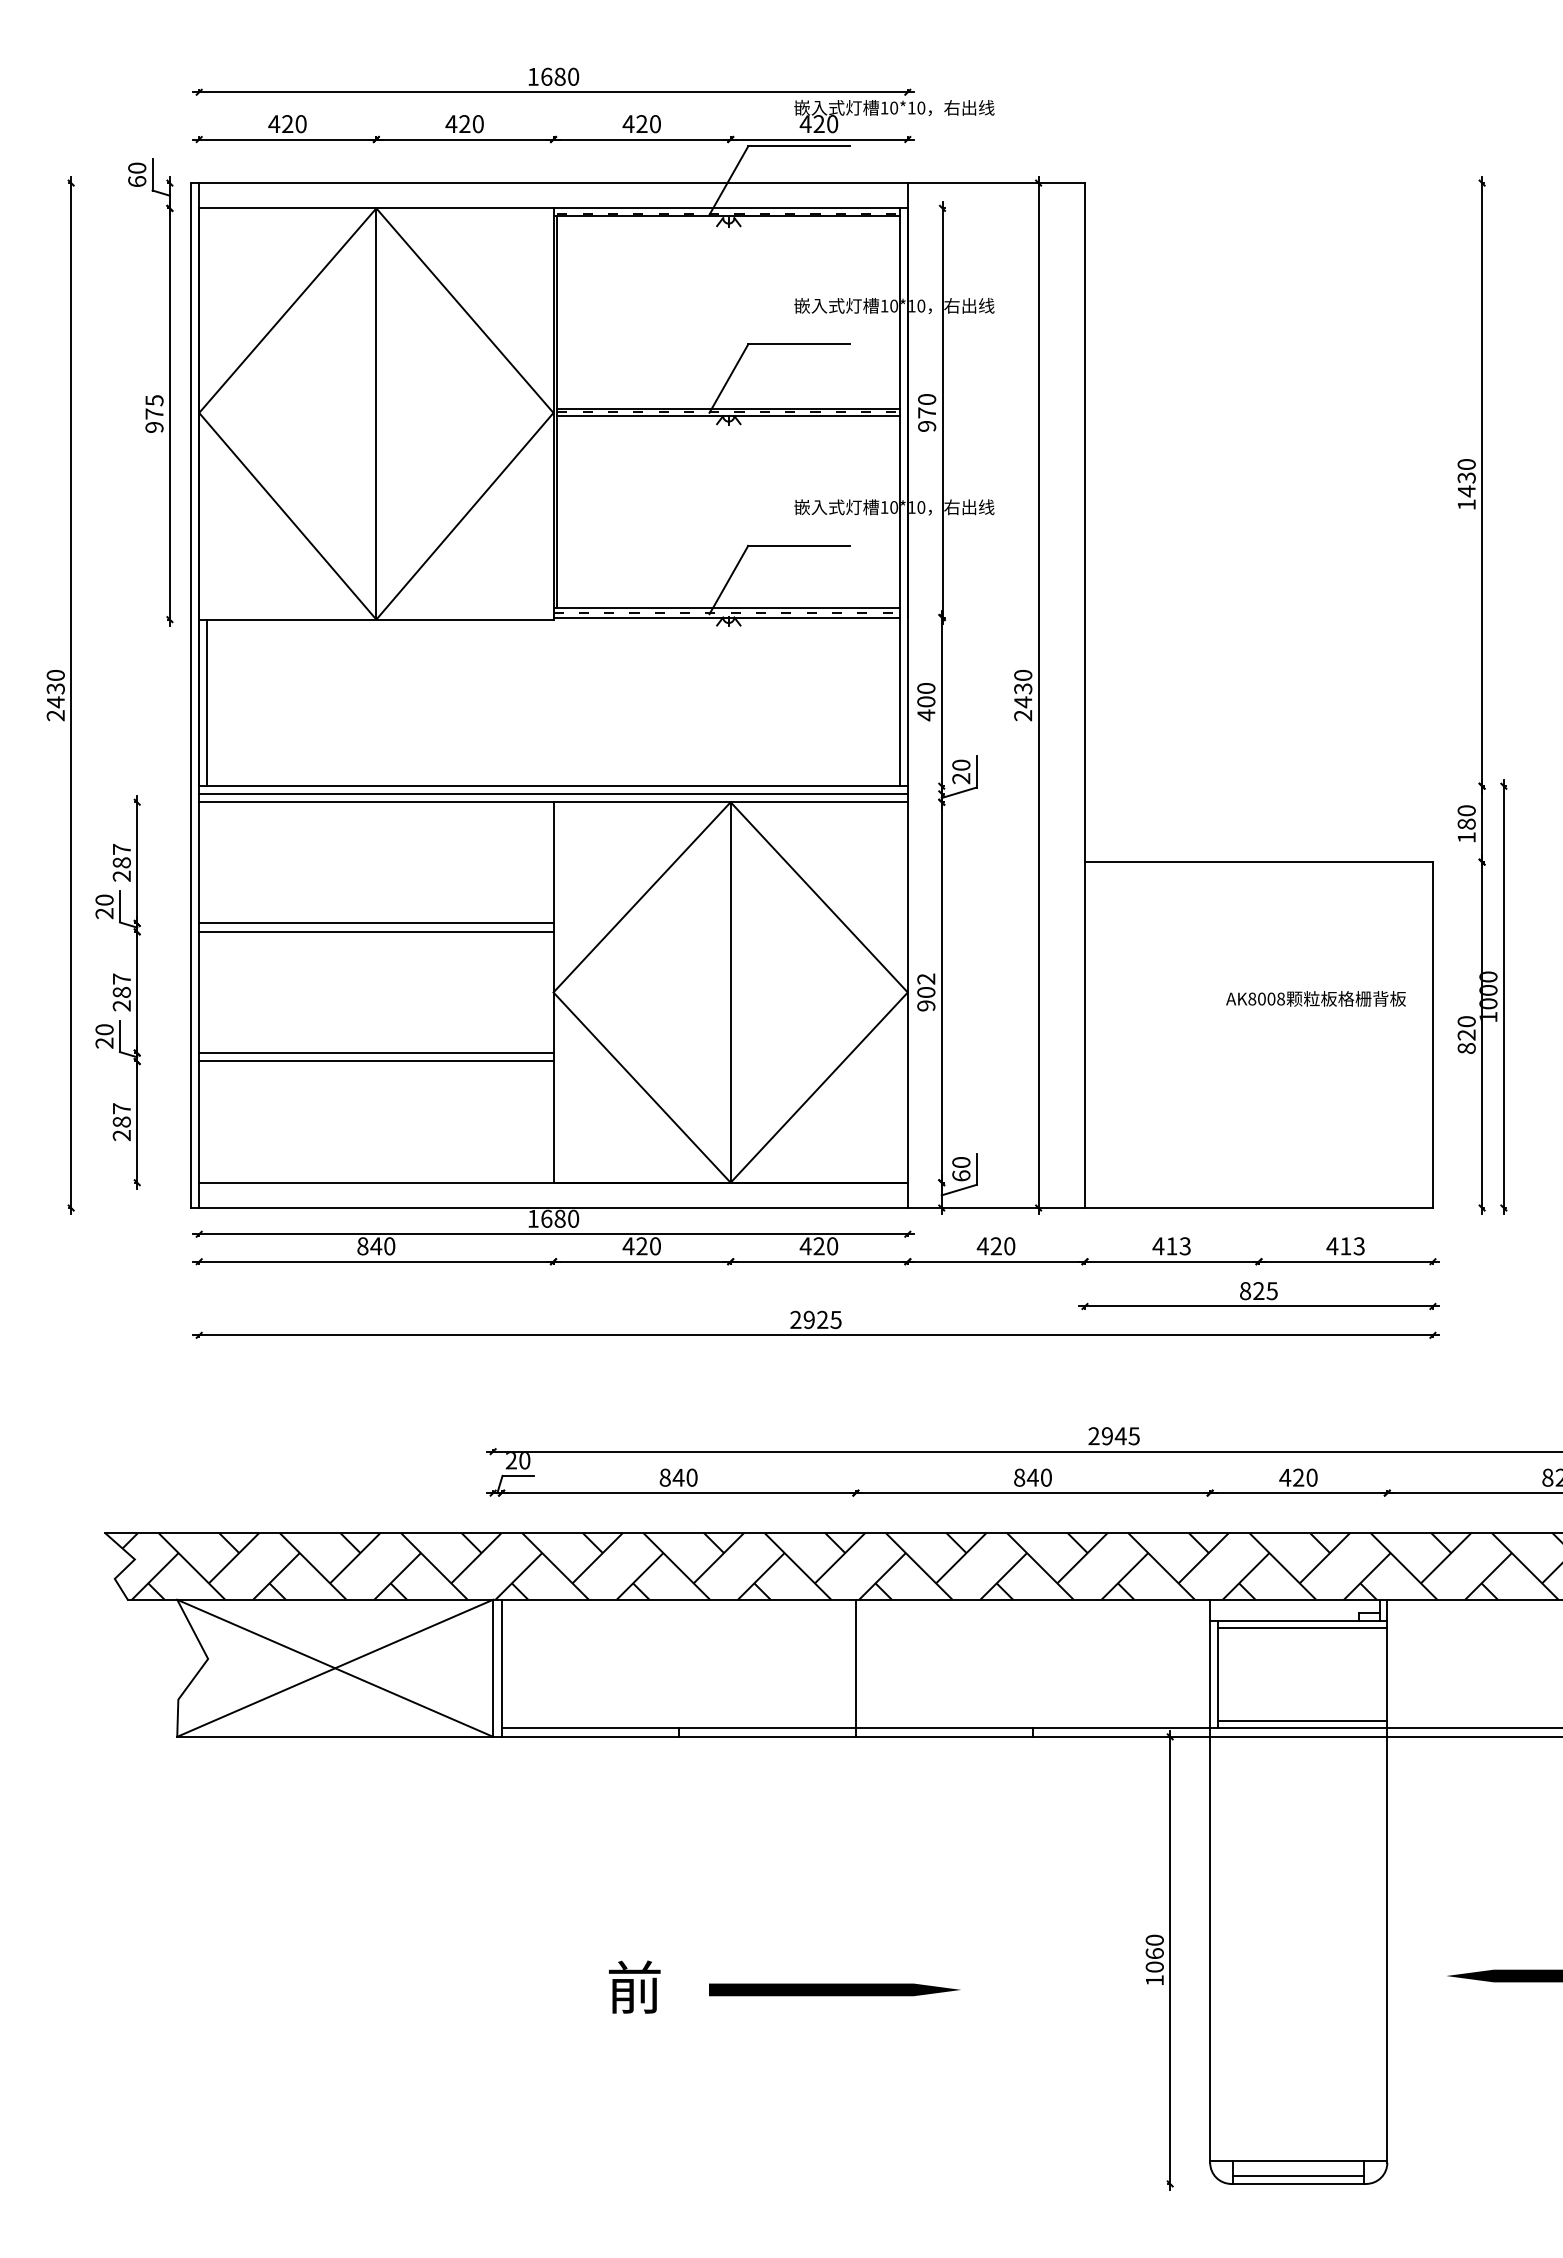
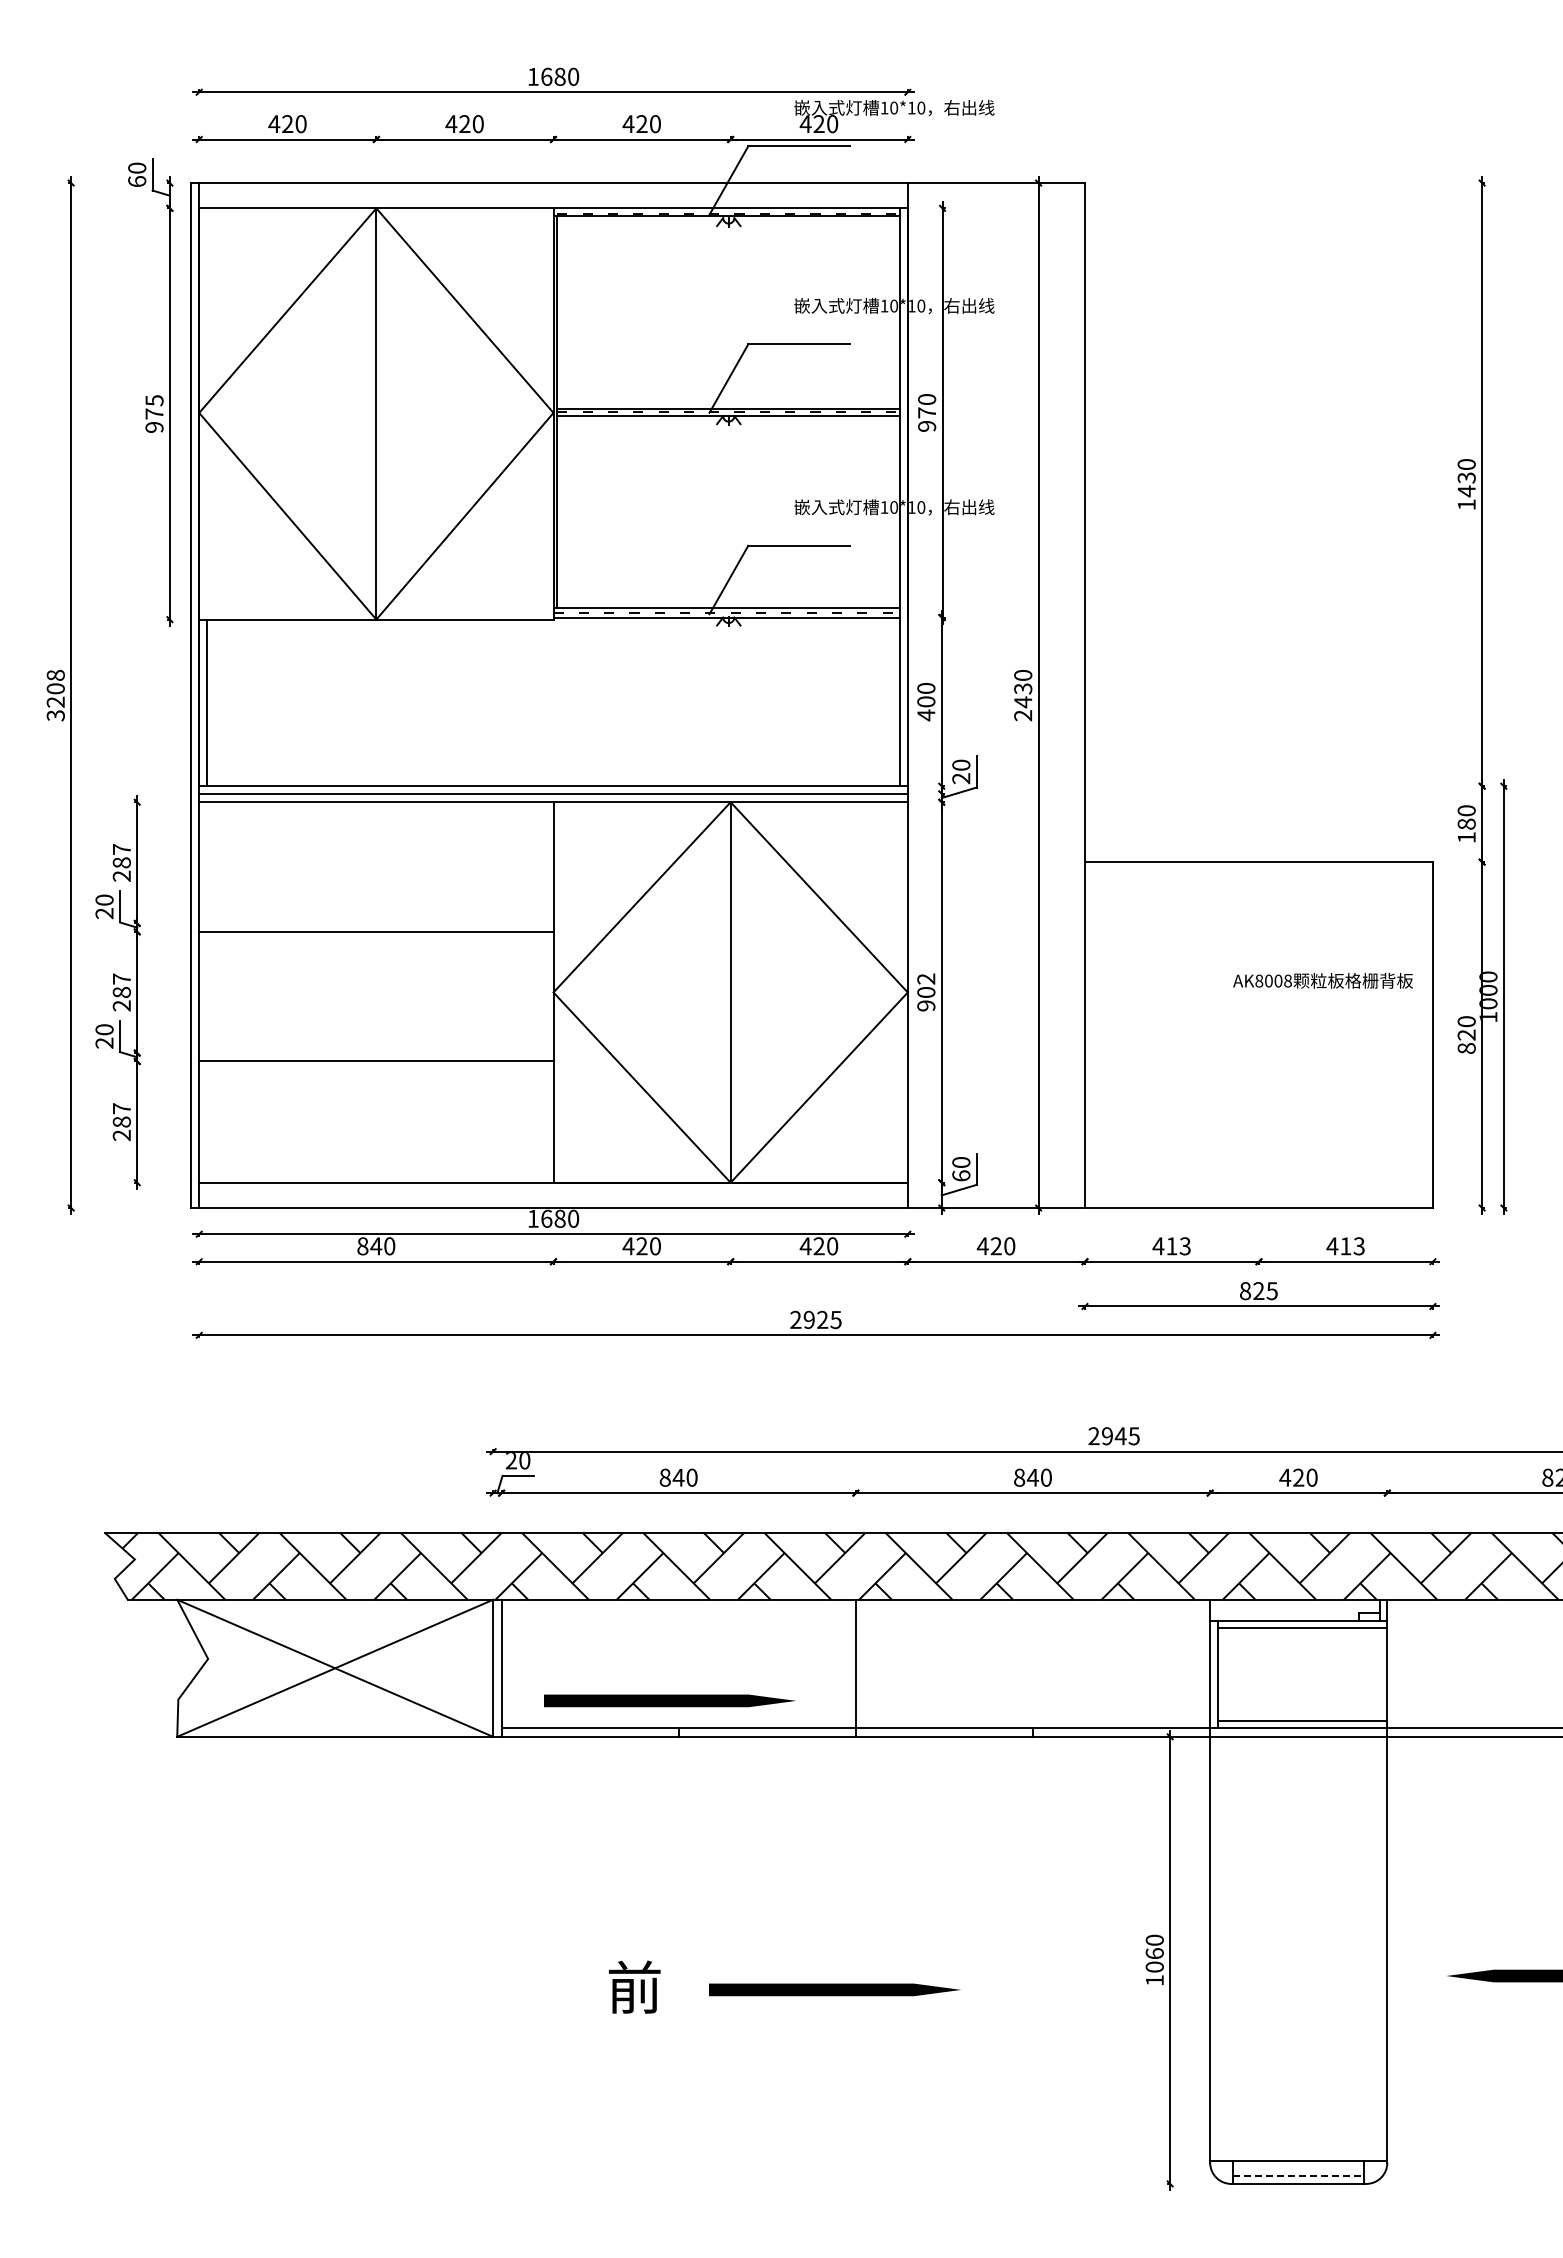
text: 2430 -> 3208 (55, 695)
line: present -> none (376, 923)
text position: (1315, 998) -> (1322, 980) (1322, 980)
line: present -> none (376, 1053)
line: none -> present (669, 1700)
line: solid -> dashed (1299, 2176)
